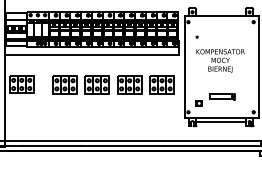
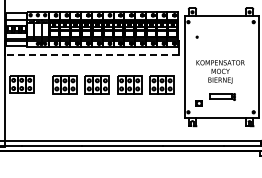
line: solid -> dashed (91, 54)
text position: (220, 60) -> (220, 71) (220, 71)
line: present -> none (220, 122)
